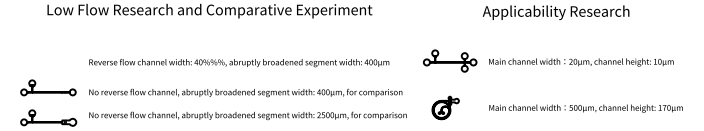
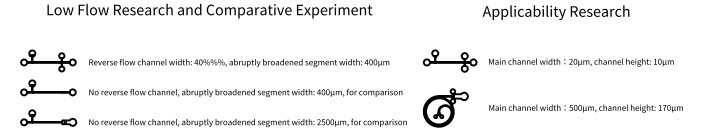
part: none -> present (48, 60)
part size: 29x26 px -> 47x40 px (445, 107)
text position: (247, 115) -> (247, 122) (247, 122)
